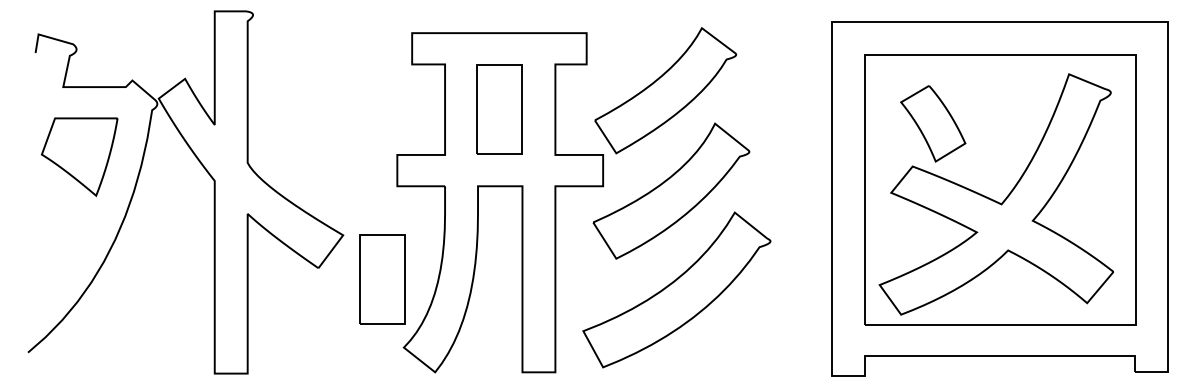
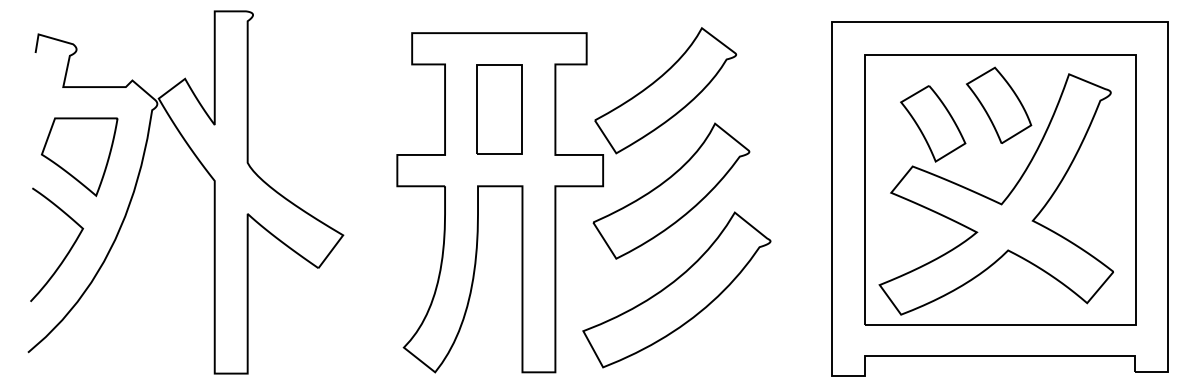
part: none -> present (999, 104)
curve: none -> present (67, 252)
part: present -> none (382, 279)
